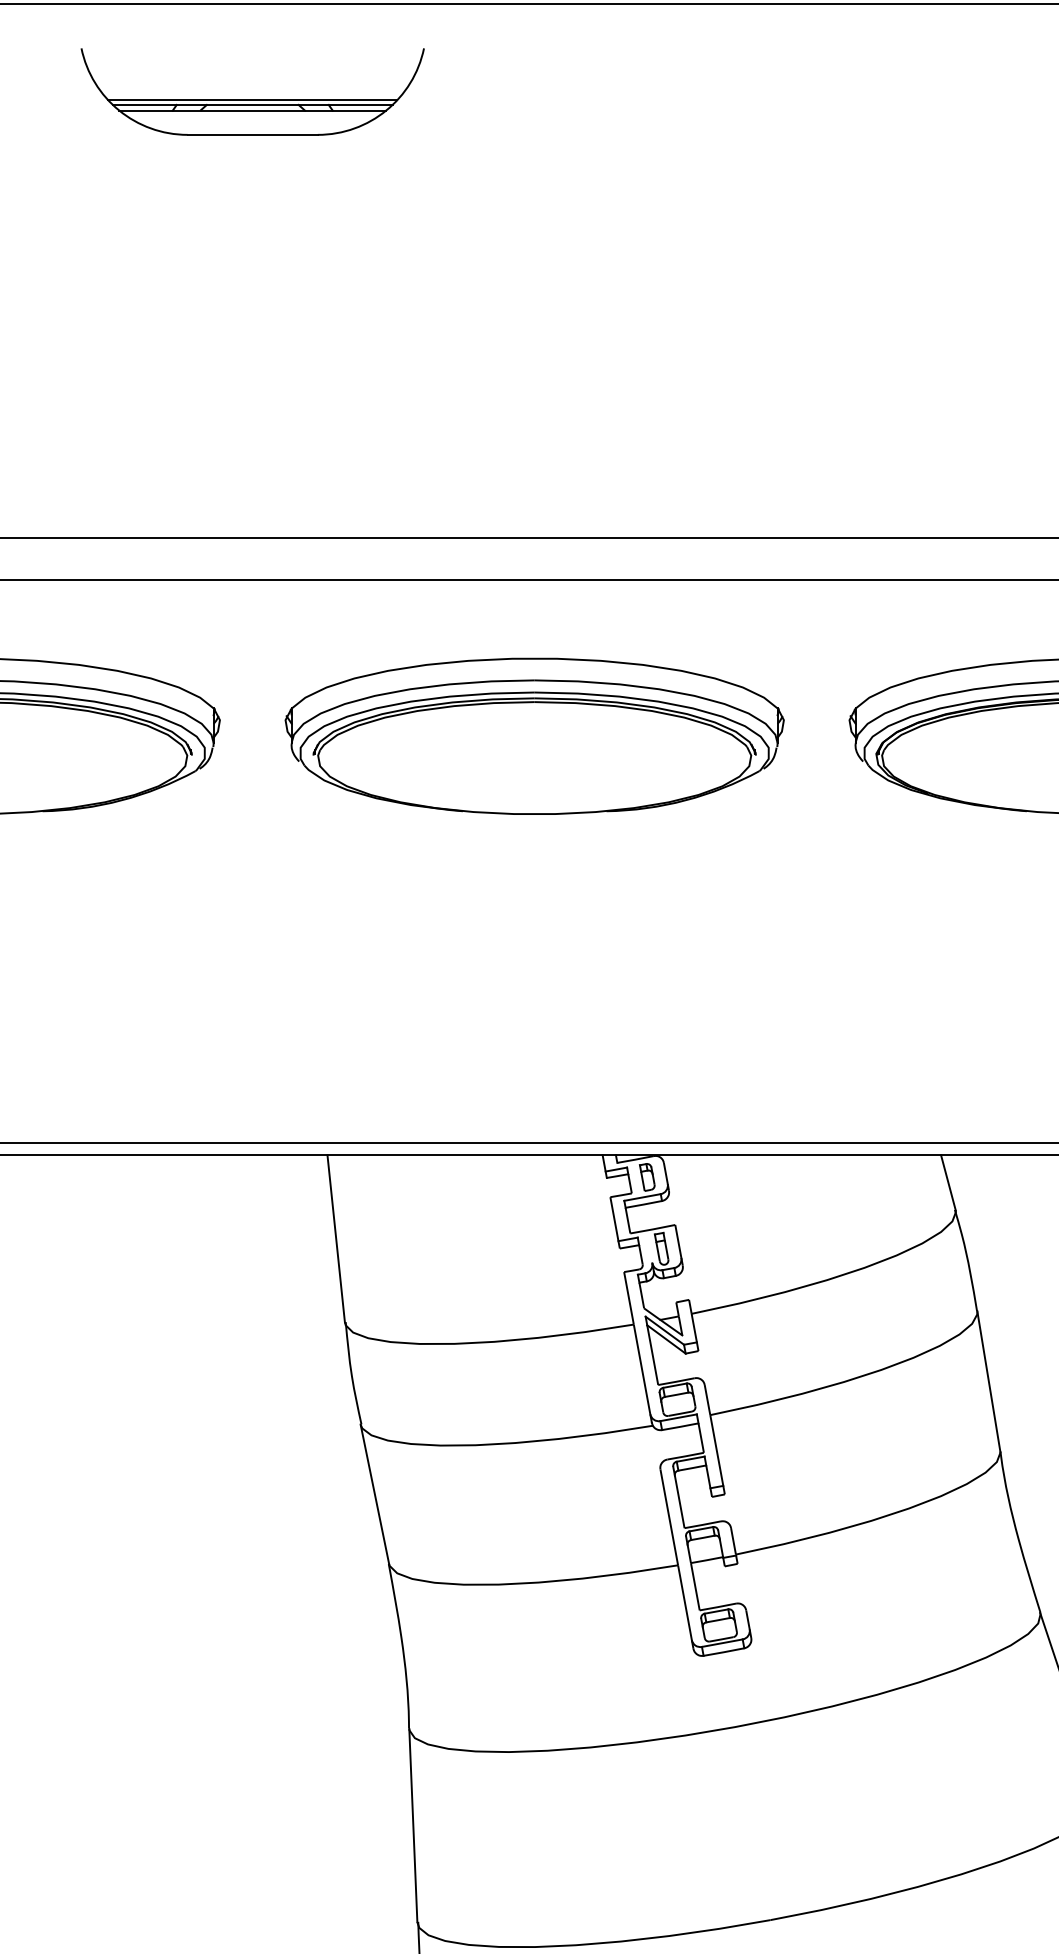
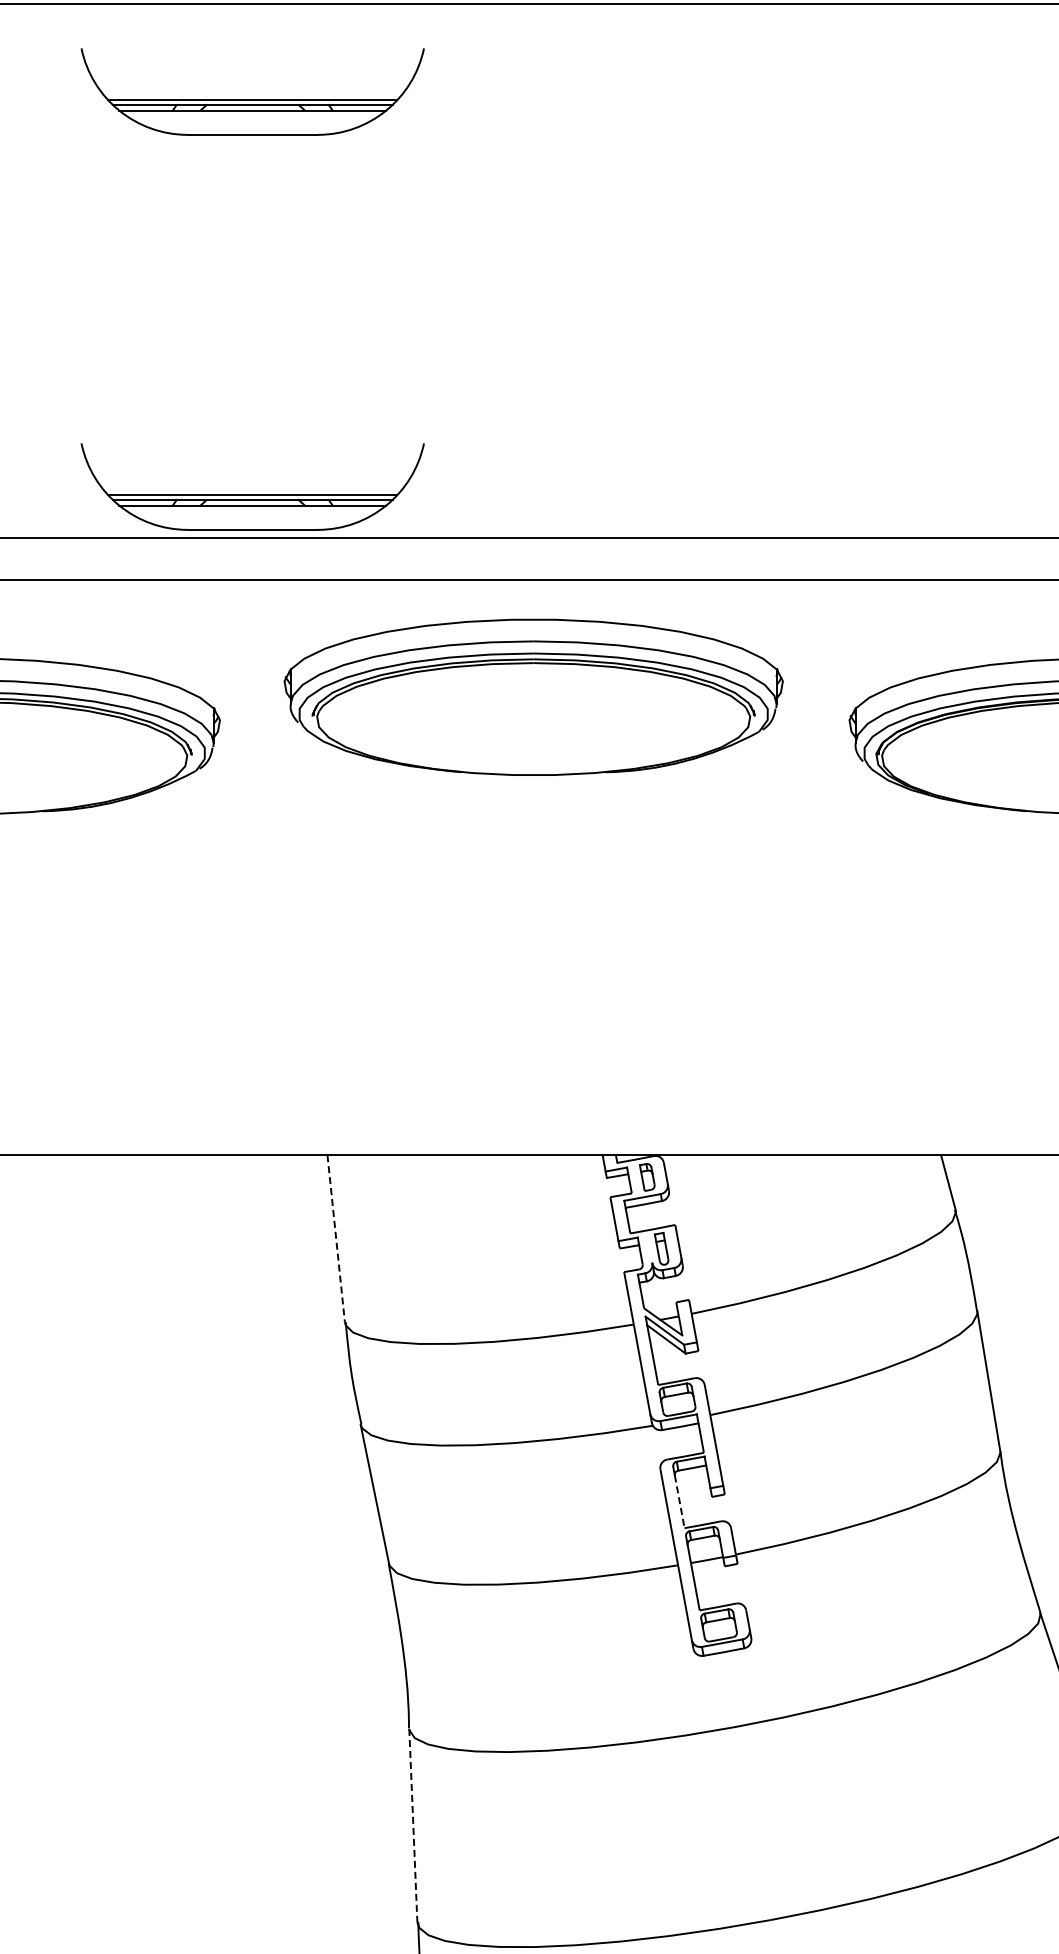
part: none -> present (252, 494)
part position: (534, 735) -> (533, 696) (533, 696)
line: present -> none (528, 1143)
line: solid -> dashed (336, 1239)
line: solid -> dashed (679, 1501)
line: solid -> dashed (413, 1825)
